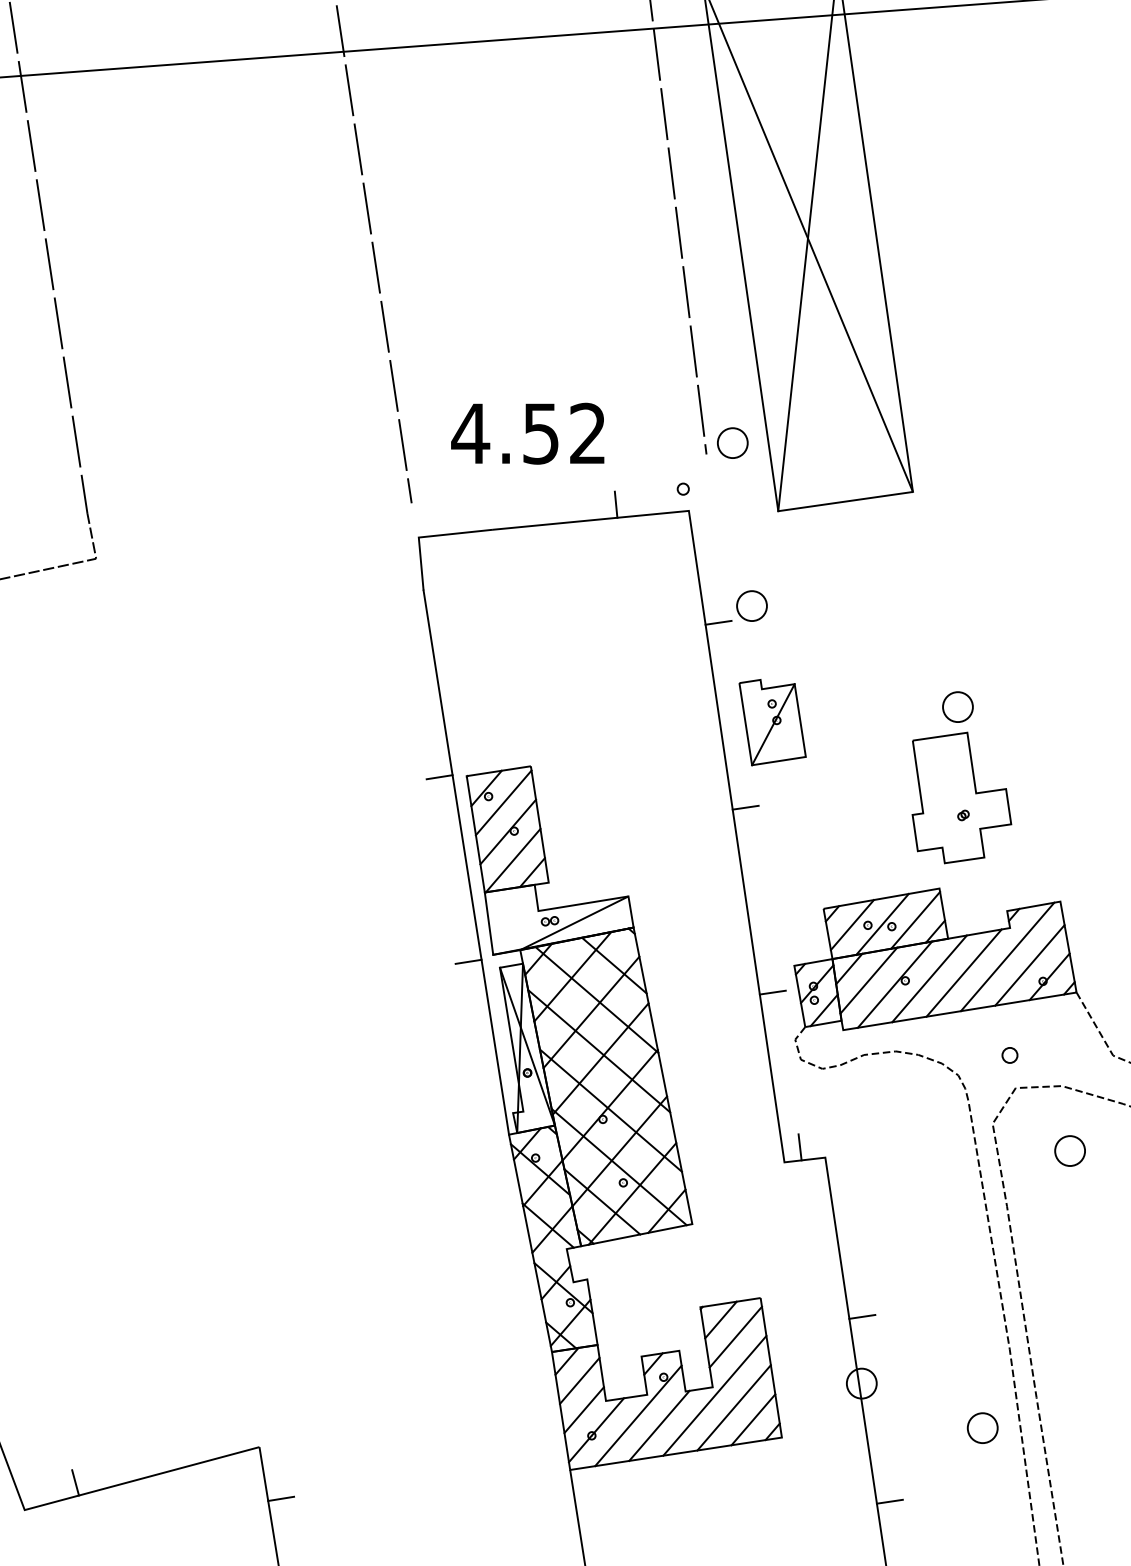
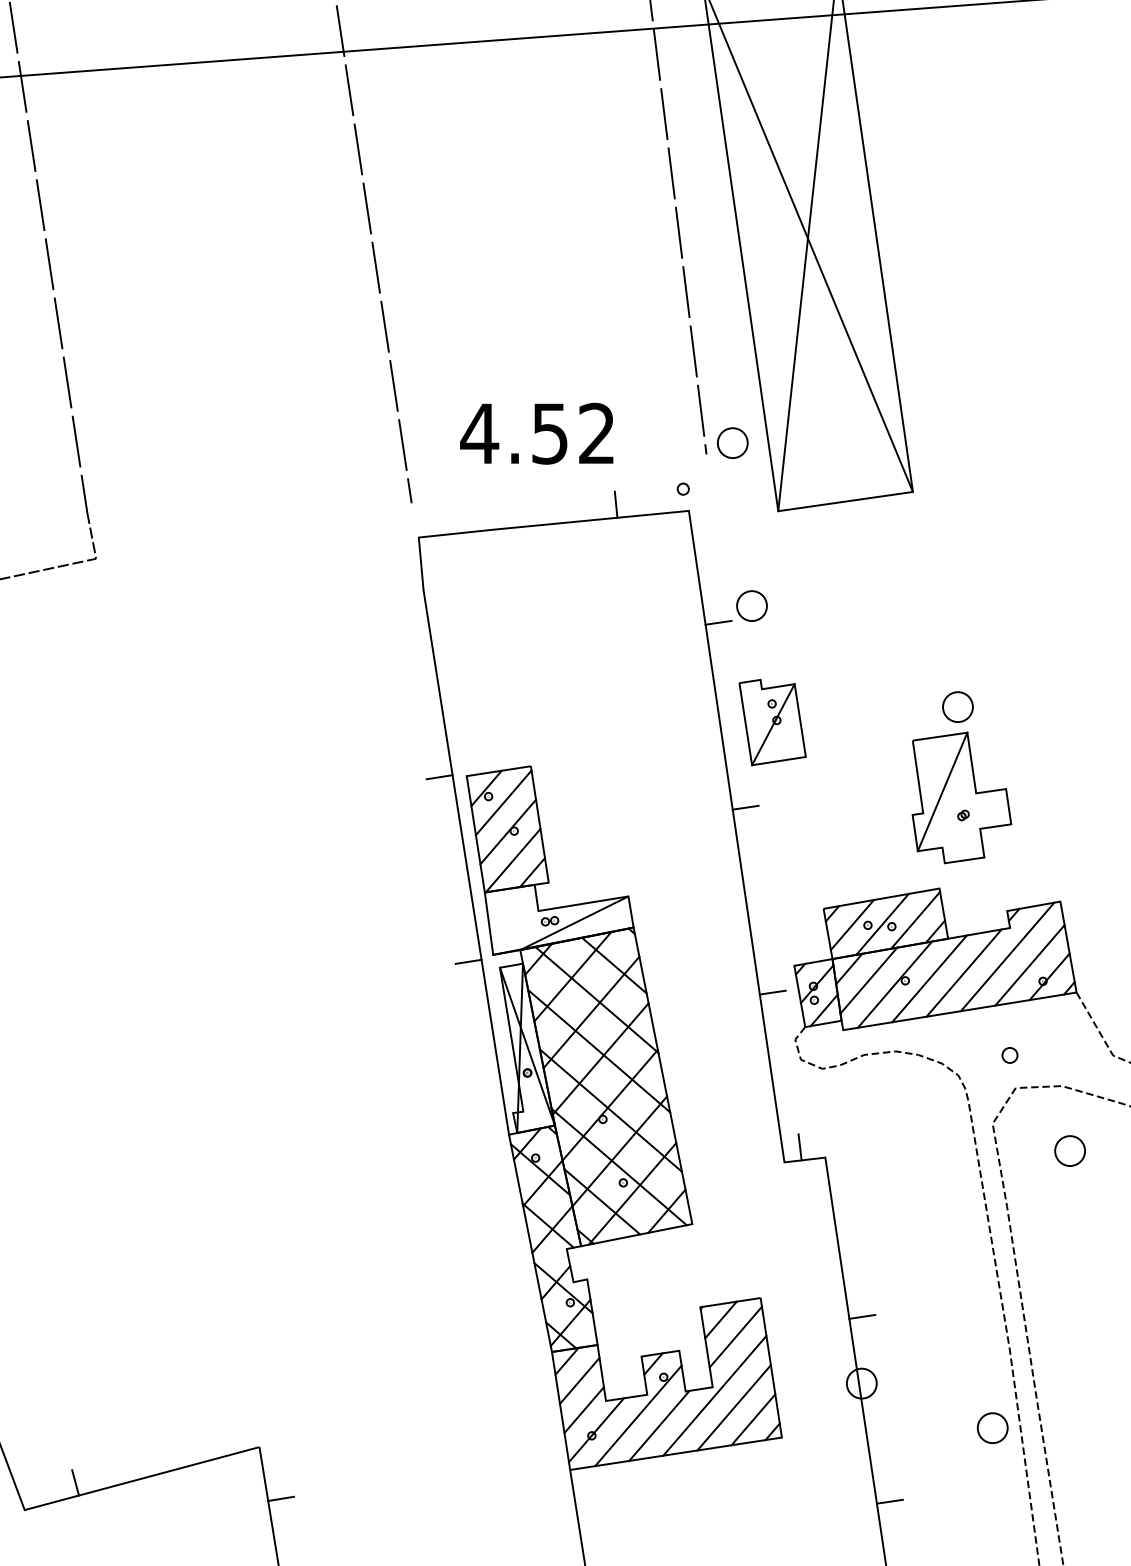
text position: (527, 433) -> (536, 433) (536, 433)
line: none -> present (942, 791)
part position: (982, 1427) -> (992, 1427) (992, 1427)
